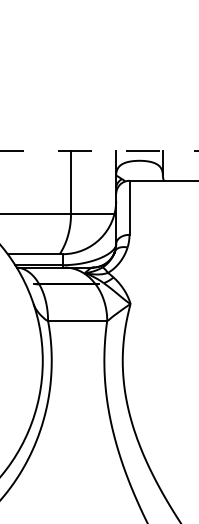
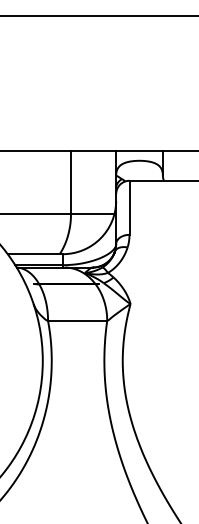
line: none -> present (98, 15)
line: dashed -> solid (100, 151)
